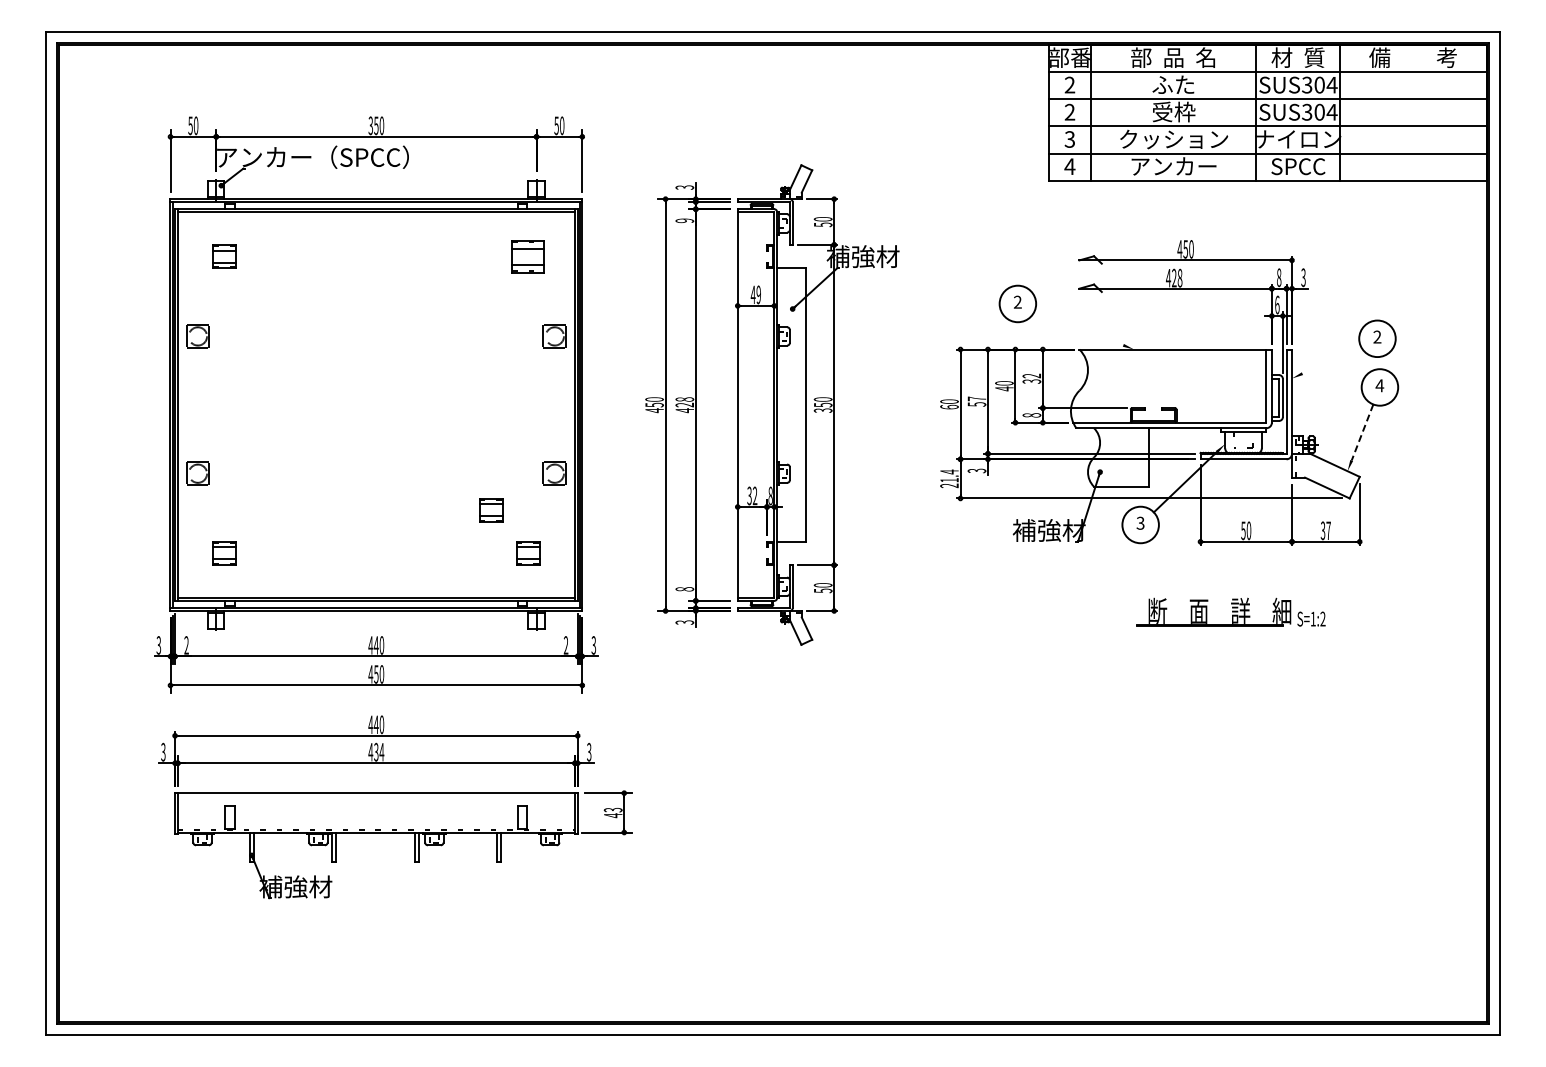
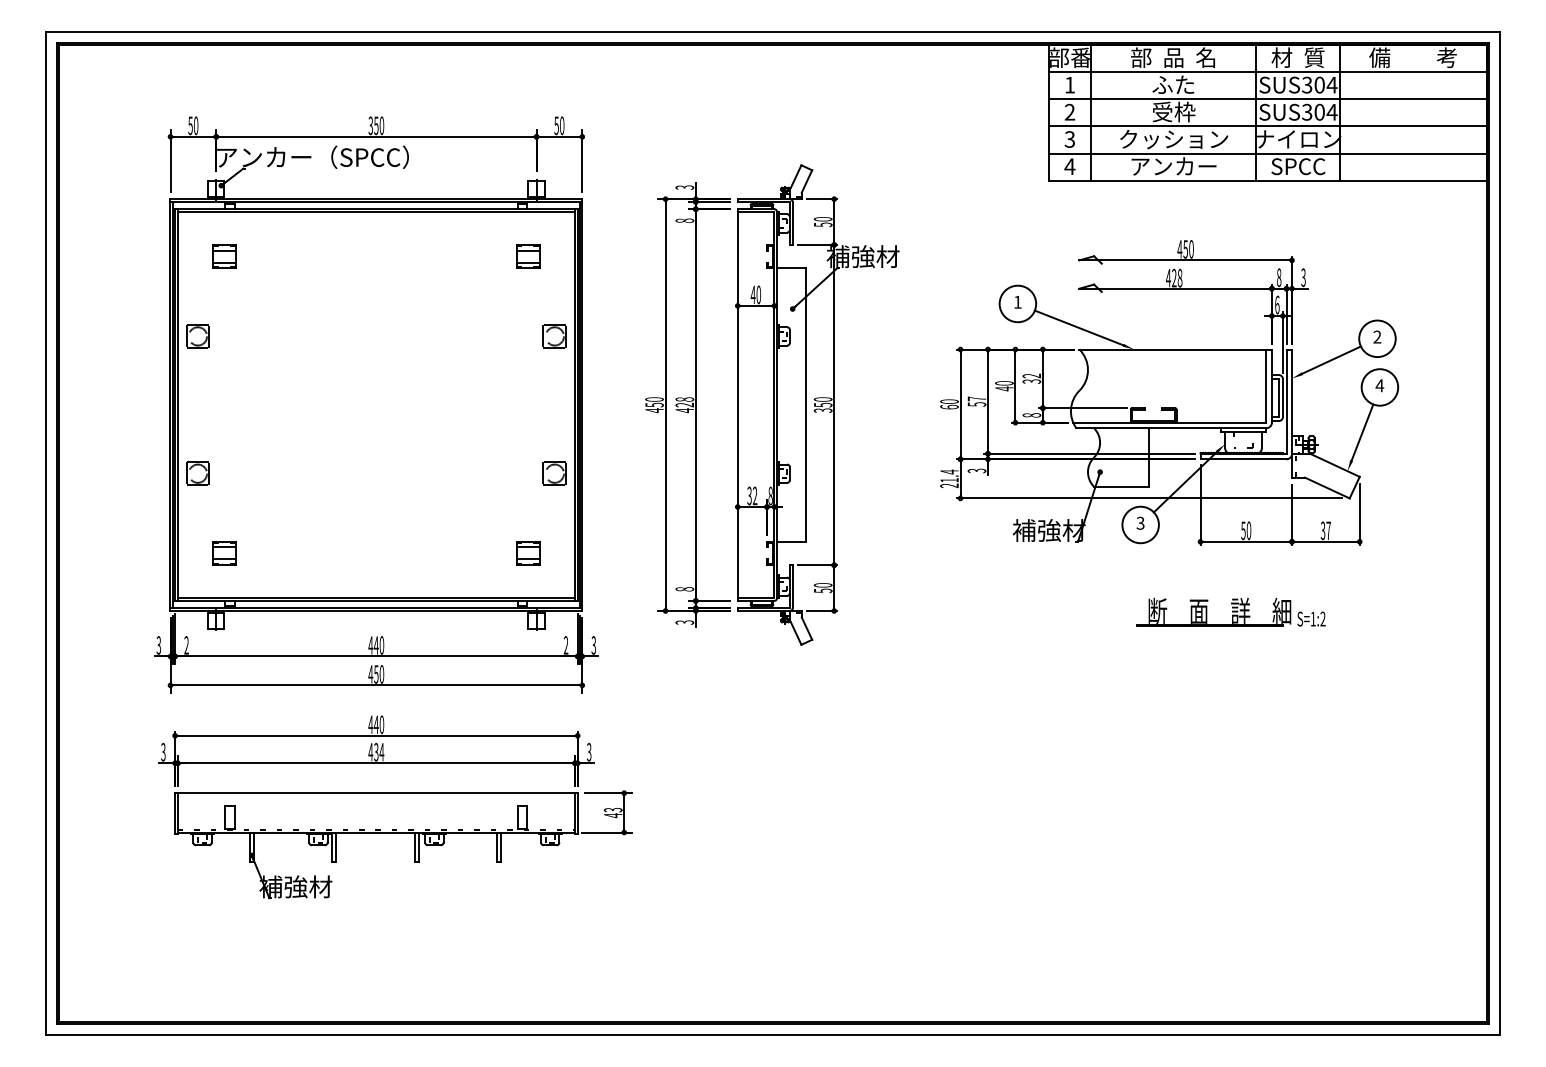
text: 2 -> 1 (1069, 84)
text: 9 -> 8 (684, 220)
part size: 34x34 px -> 25x25 px (528, 256)
text: 49 -> 40 (758, 294)
text: 2 -> 1 (1017, 301)
line: none -> present (1078, 327)
line: none -> present (1331, 359)
line: dashed -> solid (1362, 432)
part: present -> none (491, 510)
